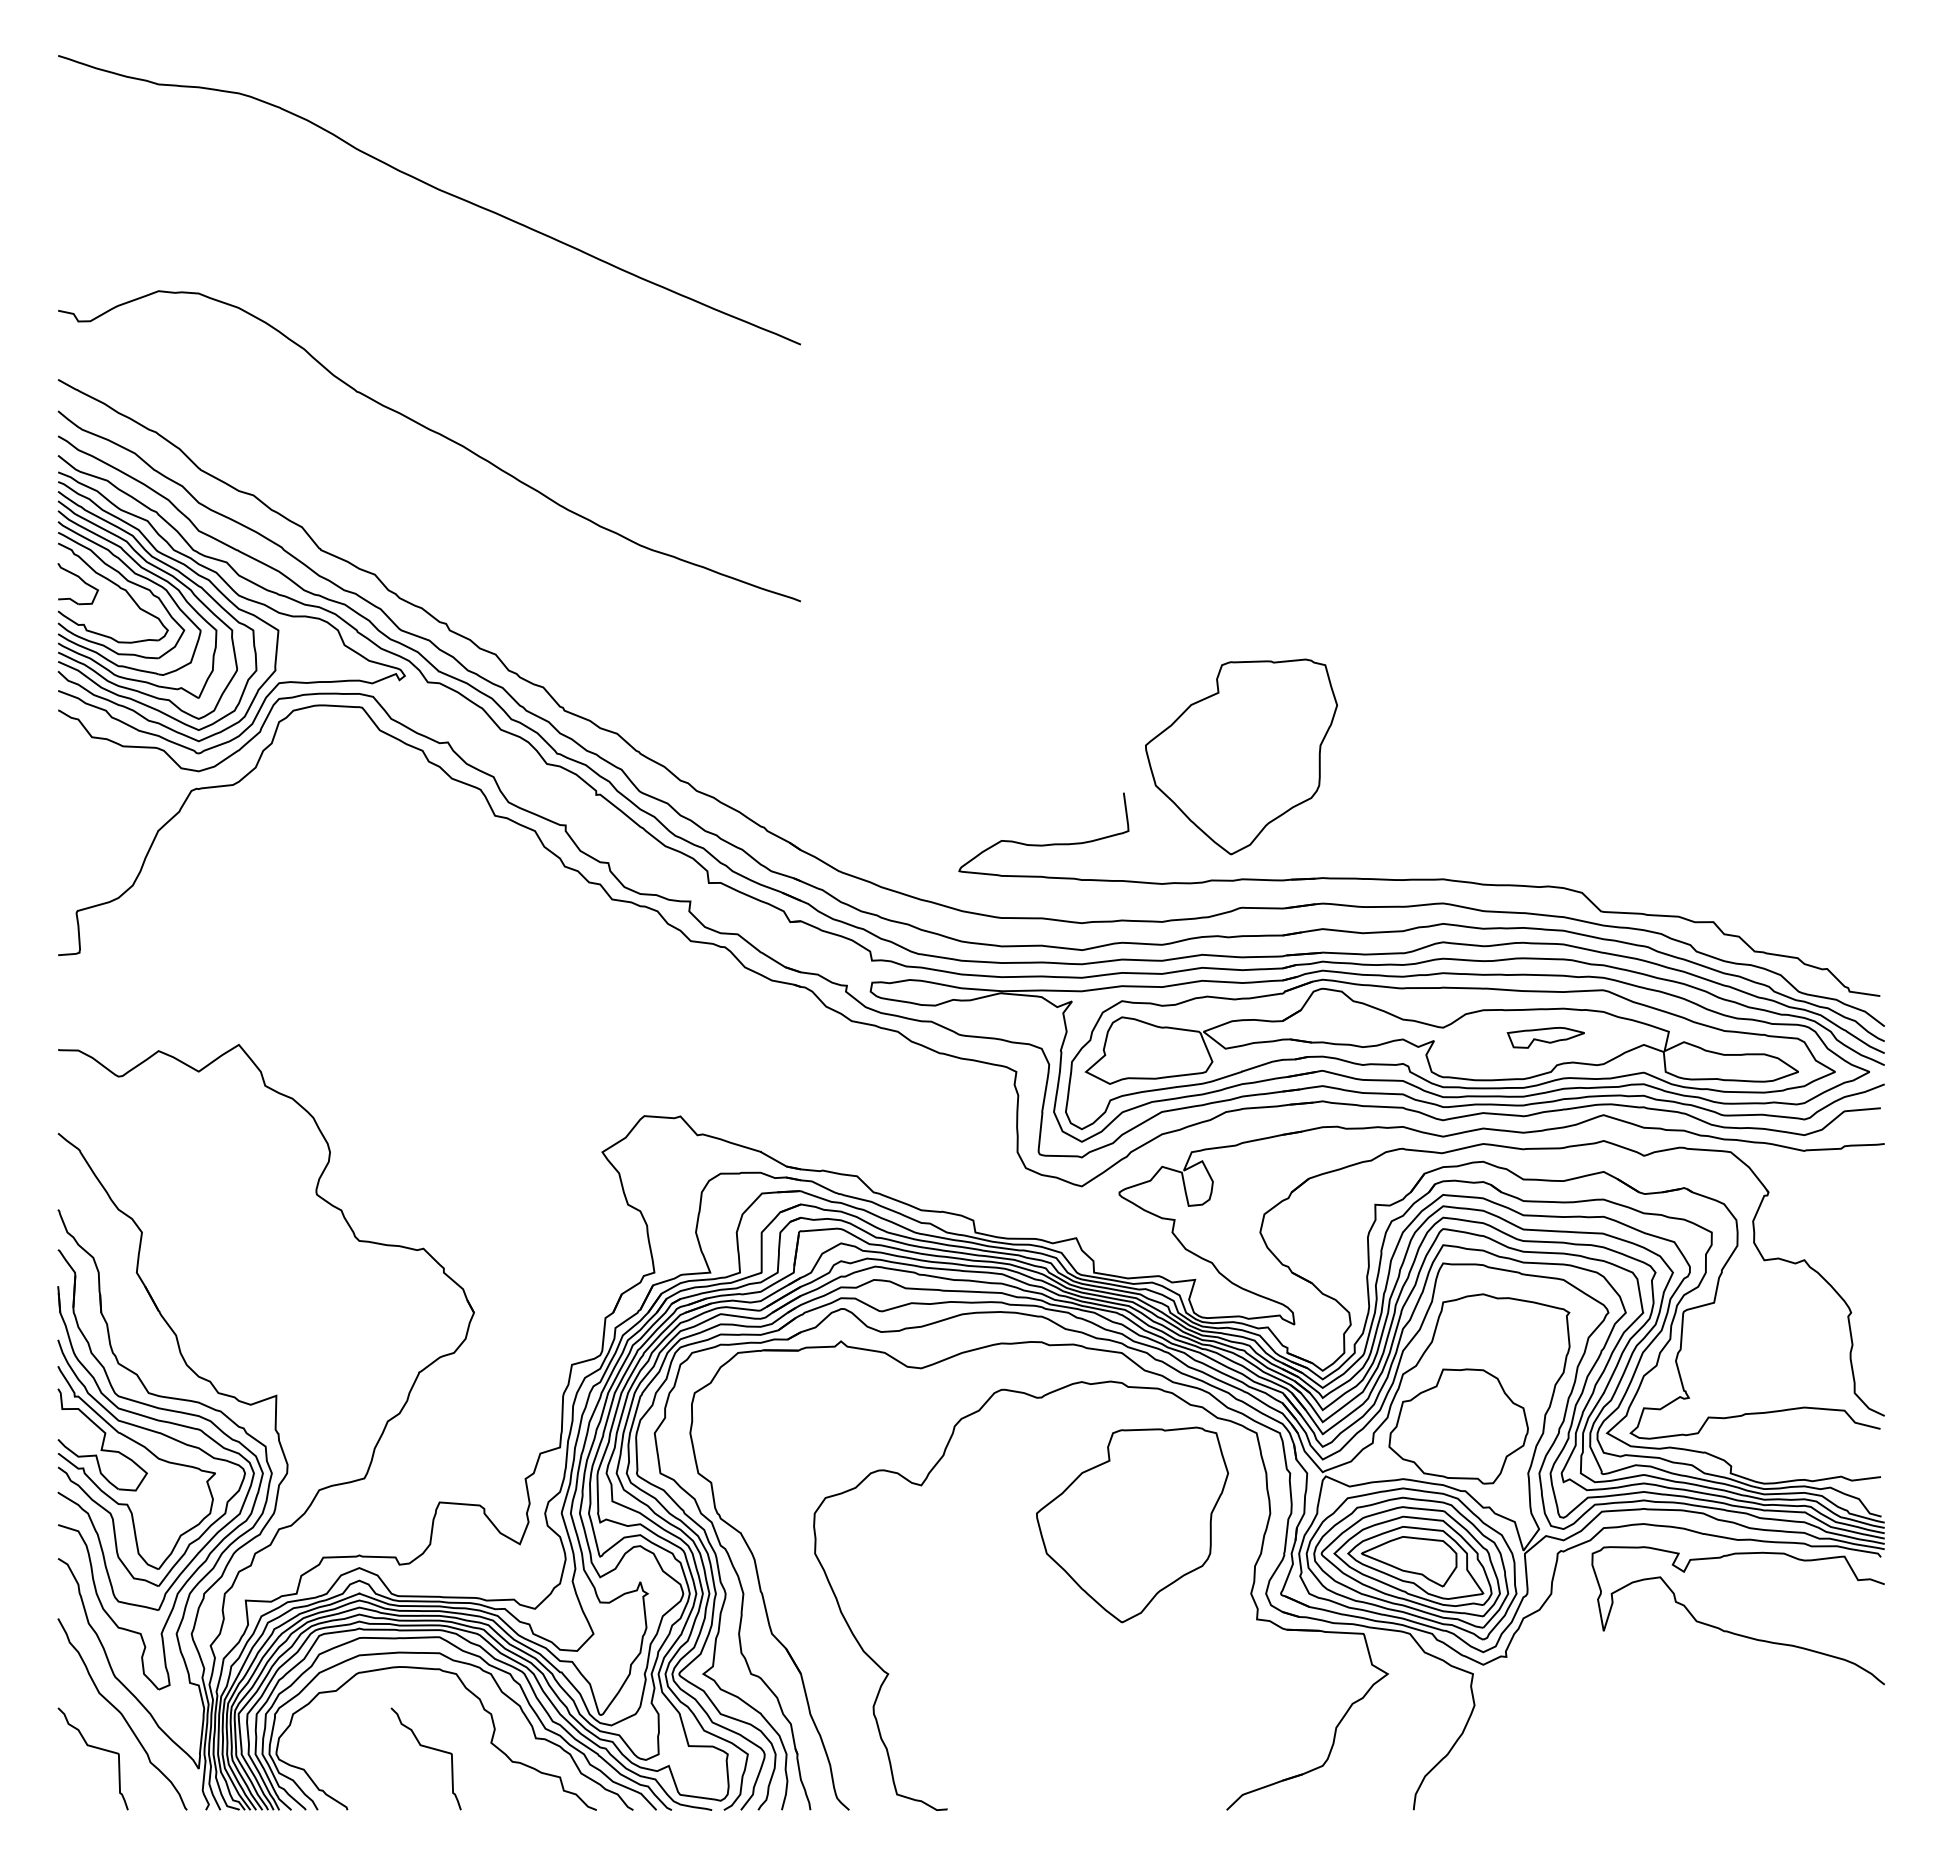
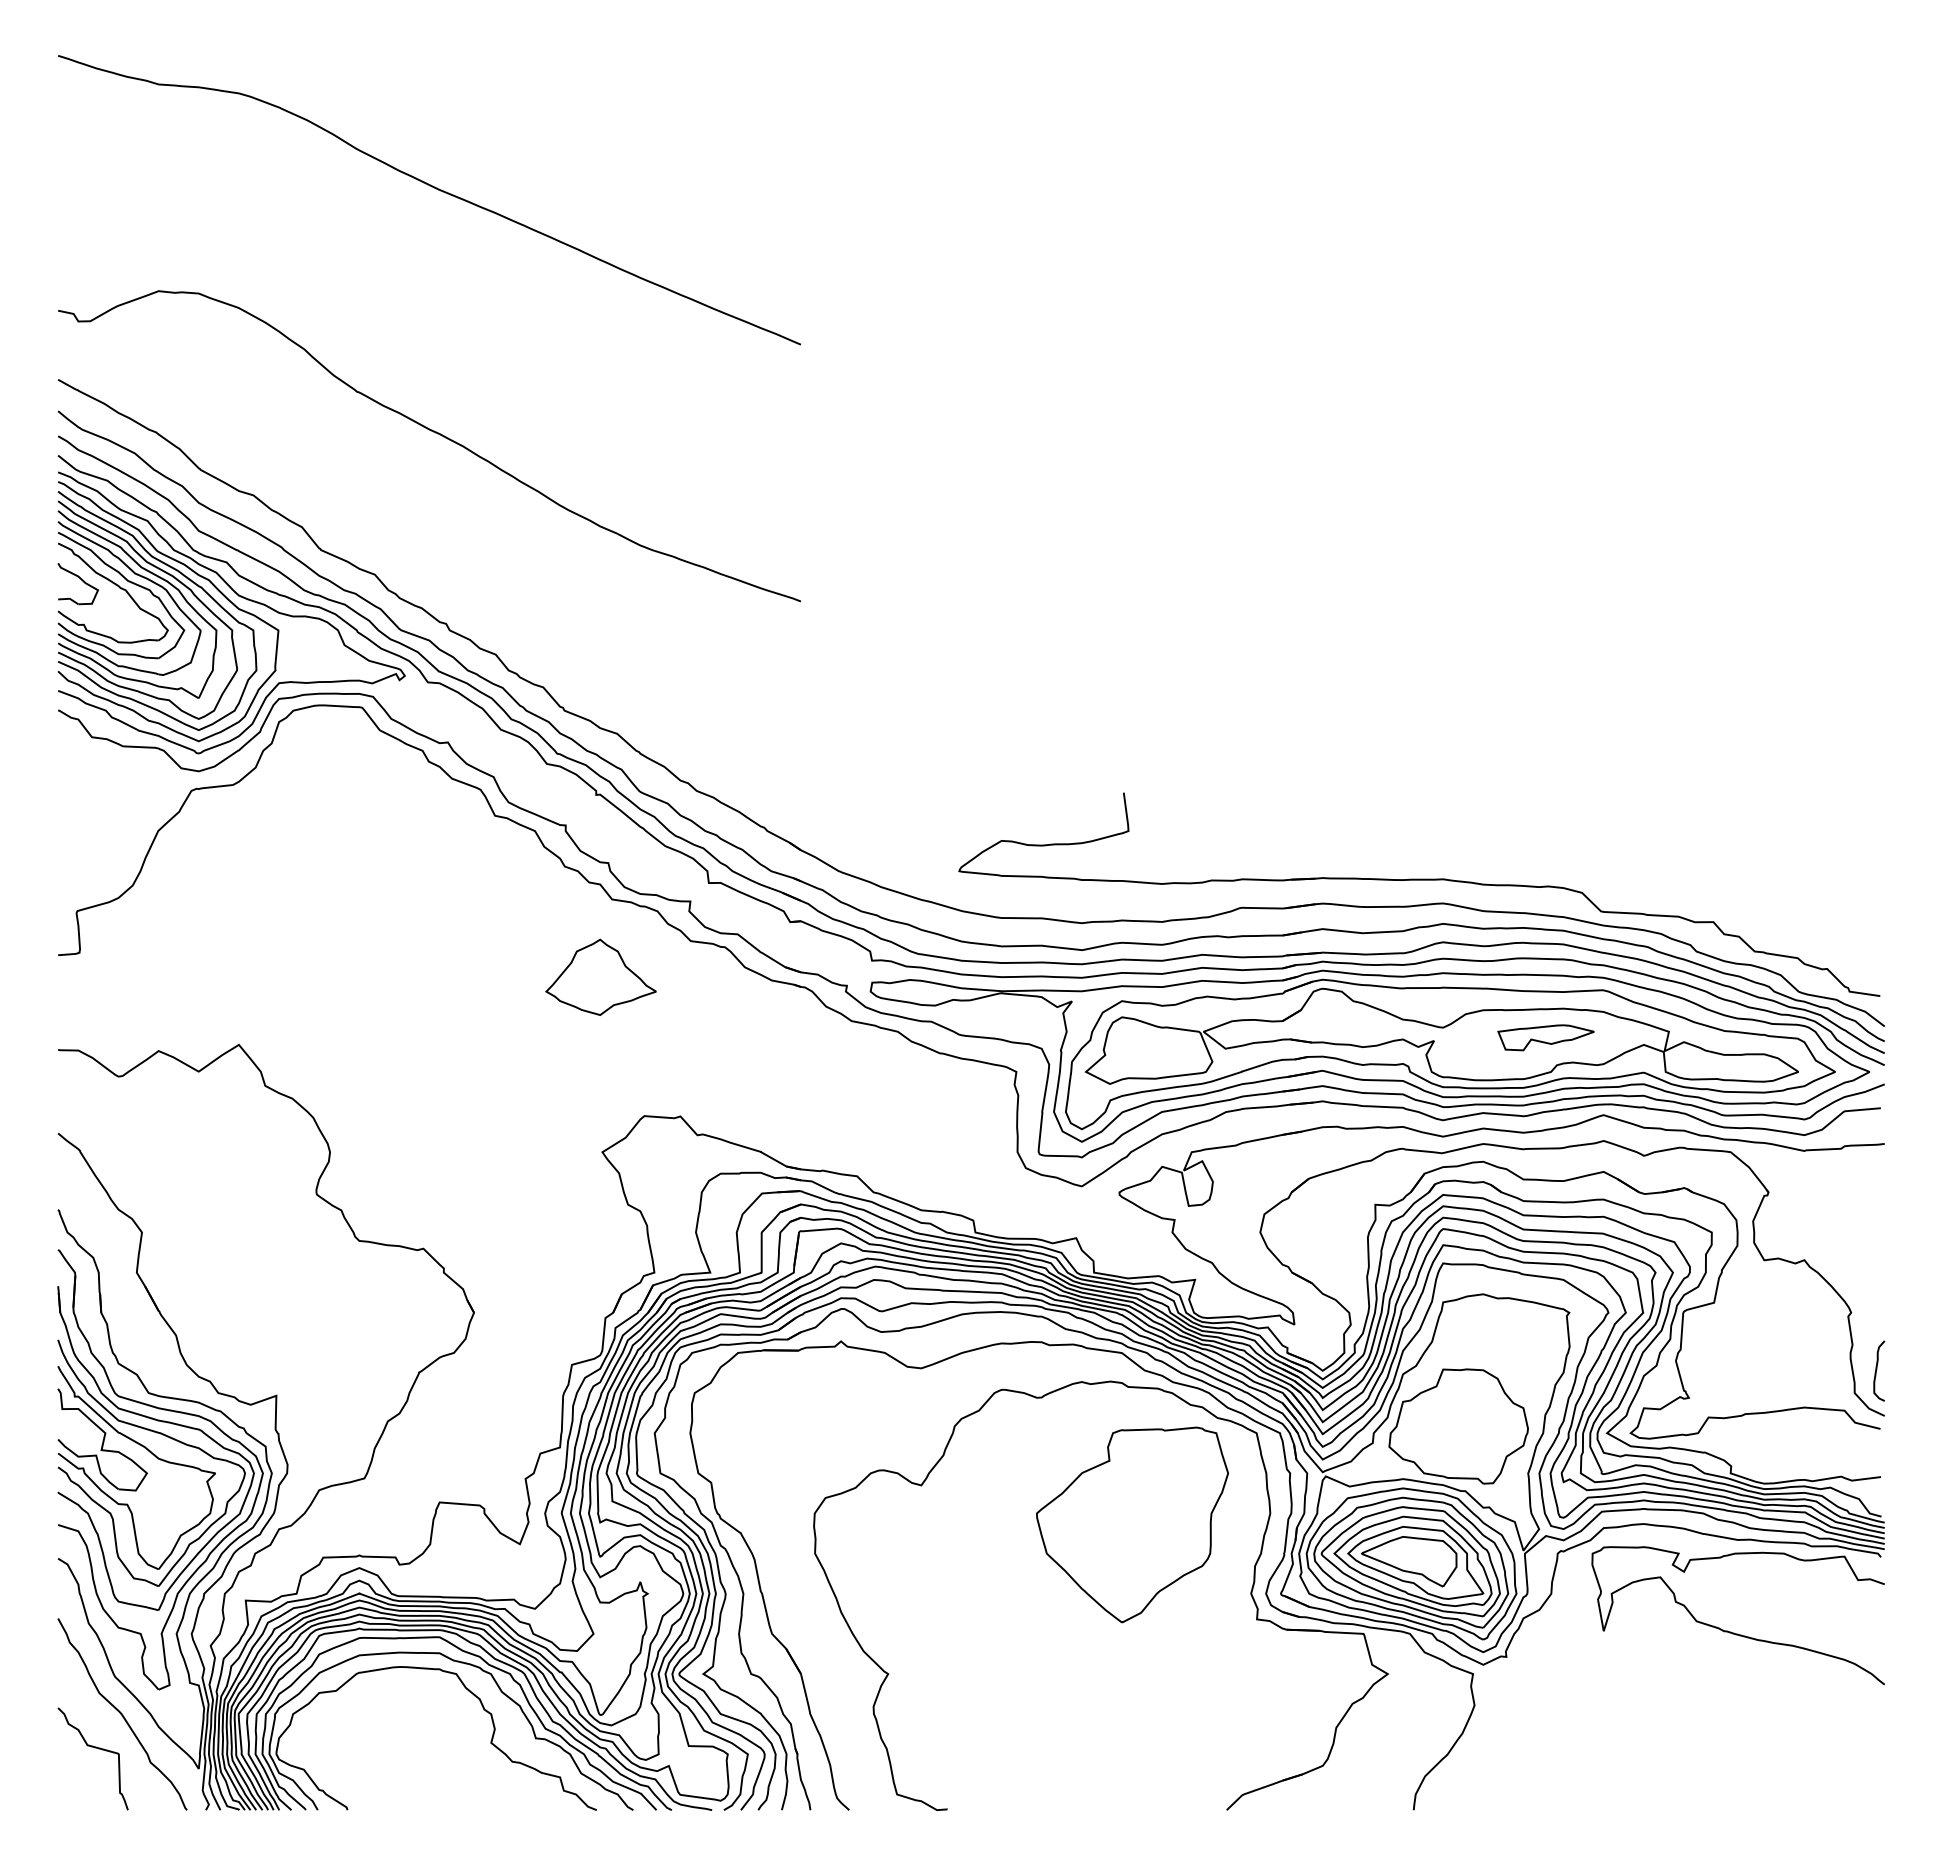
part: present -> none (1241, 756)
part: none -> present (600, 976)
part size: 79x22 px -> 98x28 px (1545, 1037)
curve: none -> present (1877, 1369)
curve: present -> none (427, 1748)
